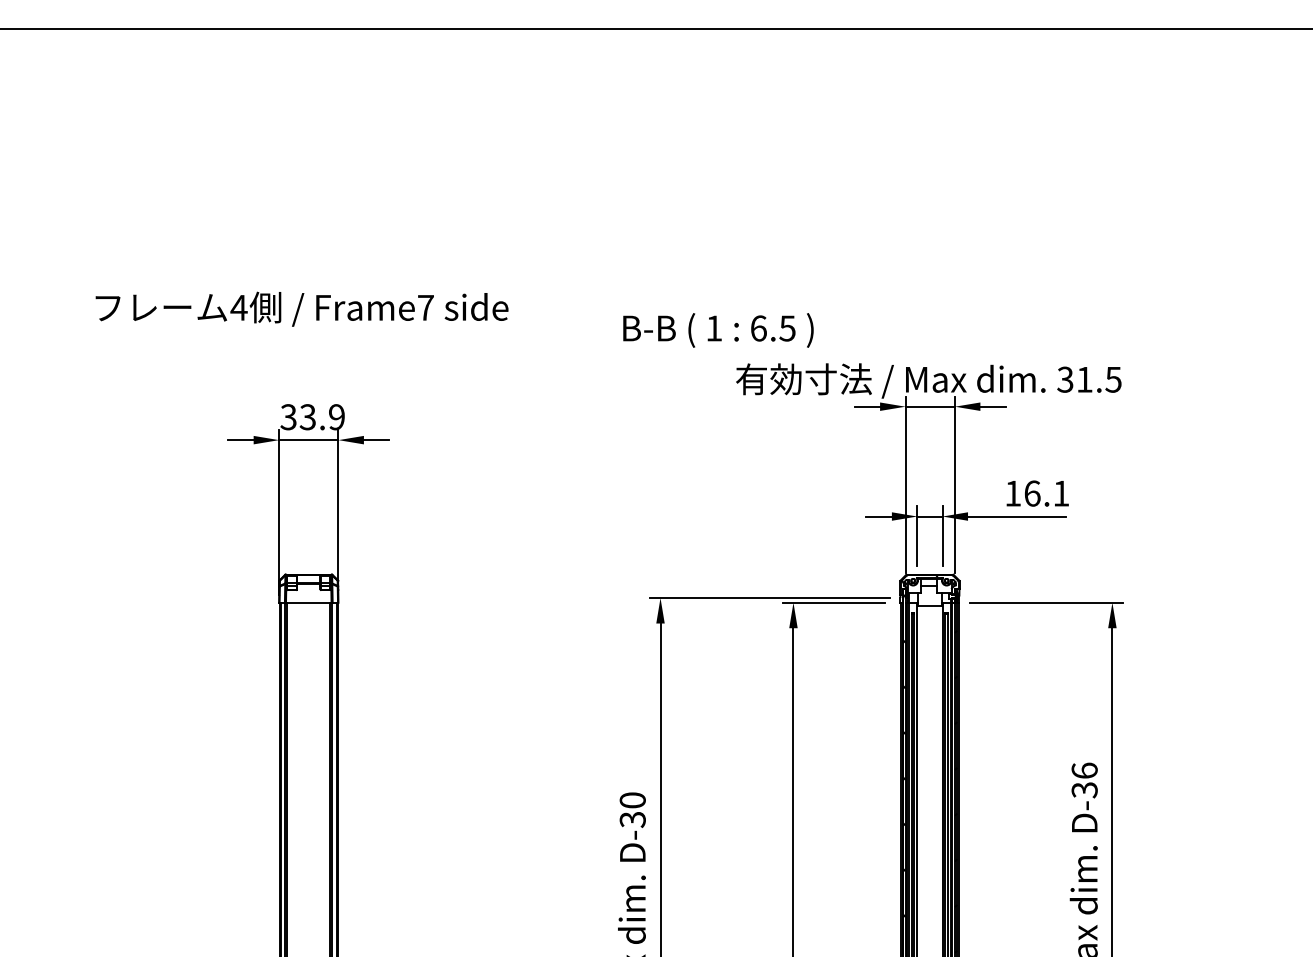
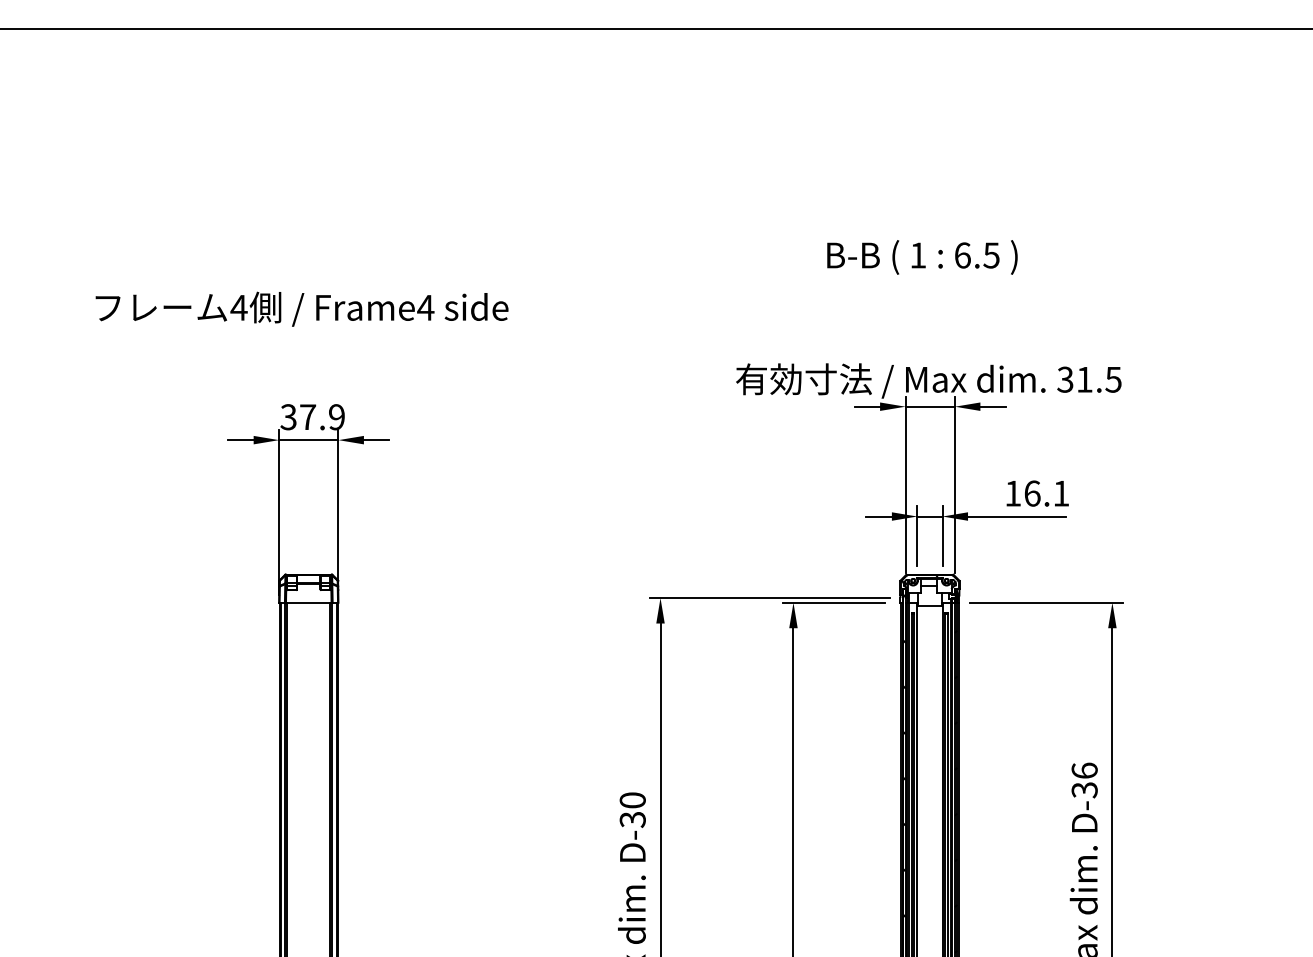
text: Frame7 -> Frame4 (425, 307)
text position: (718, 330) -> (922, 257) (922, 257)
text: 33.9 -> 37.9 (307, 417)
